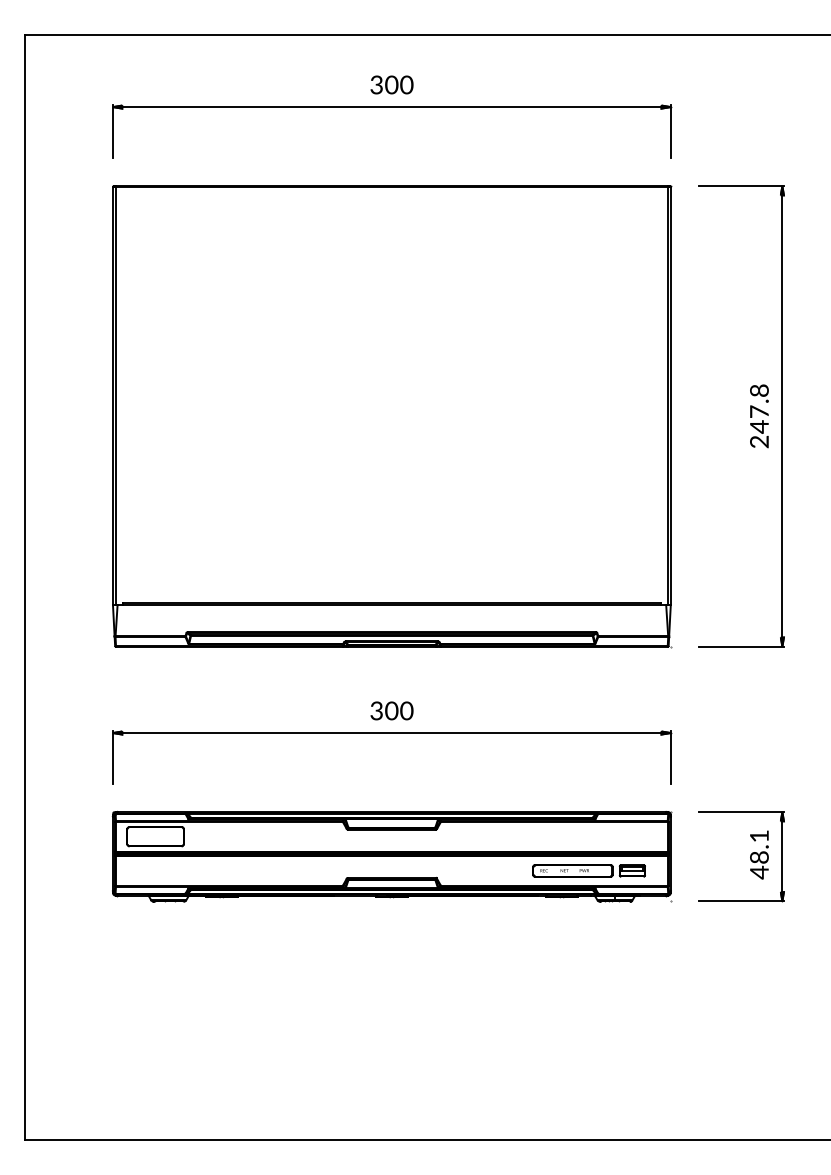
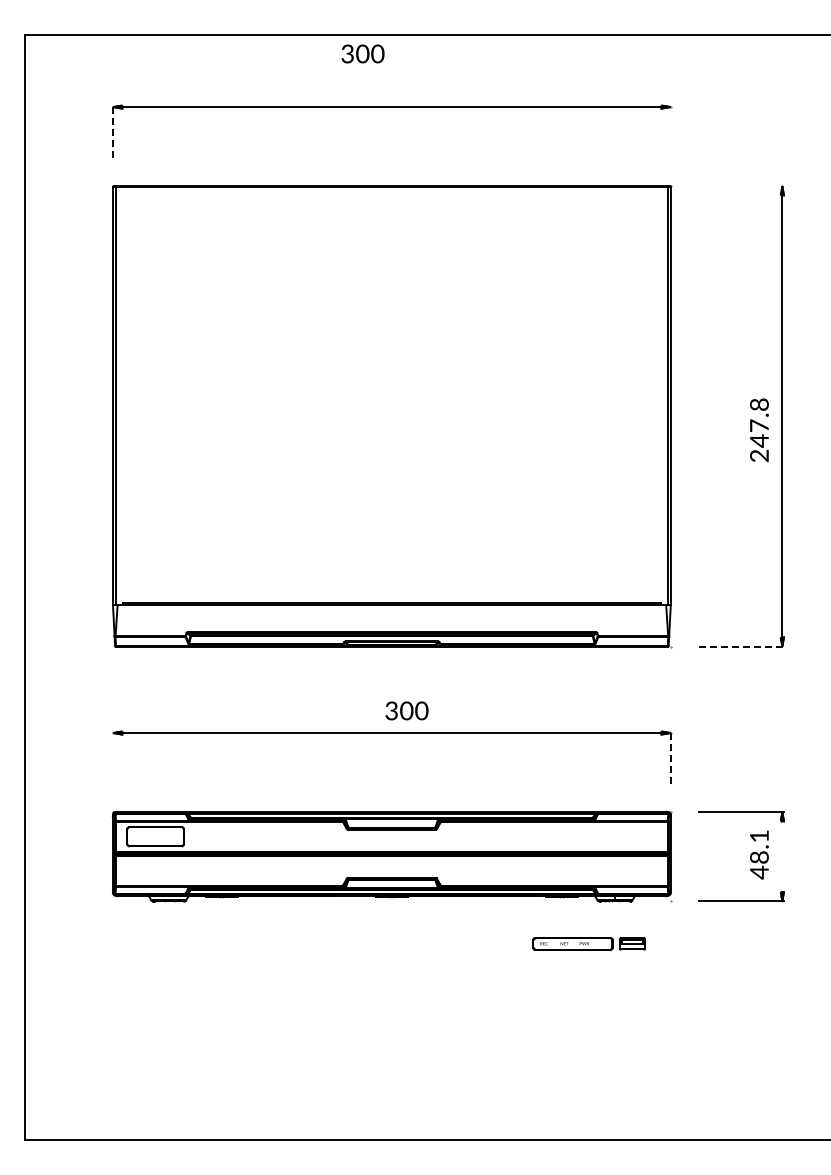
text position: (391, 84) -> (362, 53) (362, 53)
line: solid -> dashed (112, 131)
line: present -> none (670, 131)
line: present -> none (741, 186)
text position: (759, 416) -> (759, 430) (759, 430)
line: solid -> dashed (741, 646)
text position: (391, 710) -> (406, 710) (406, 710)
line: present -> none (112, 757)
line: solid -> dashed (670, 757)
line: present -> none (782, 856)
part position: (588, 870) -> (588, 943) (588, 943)
